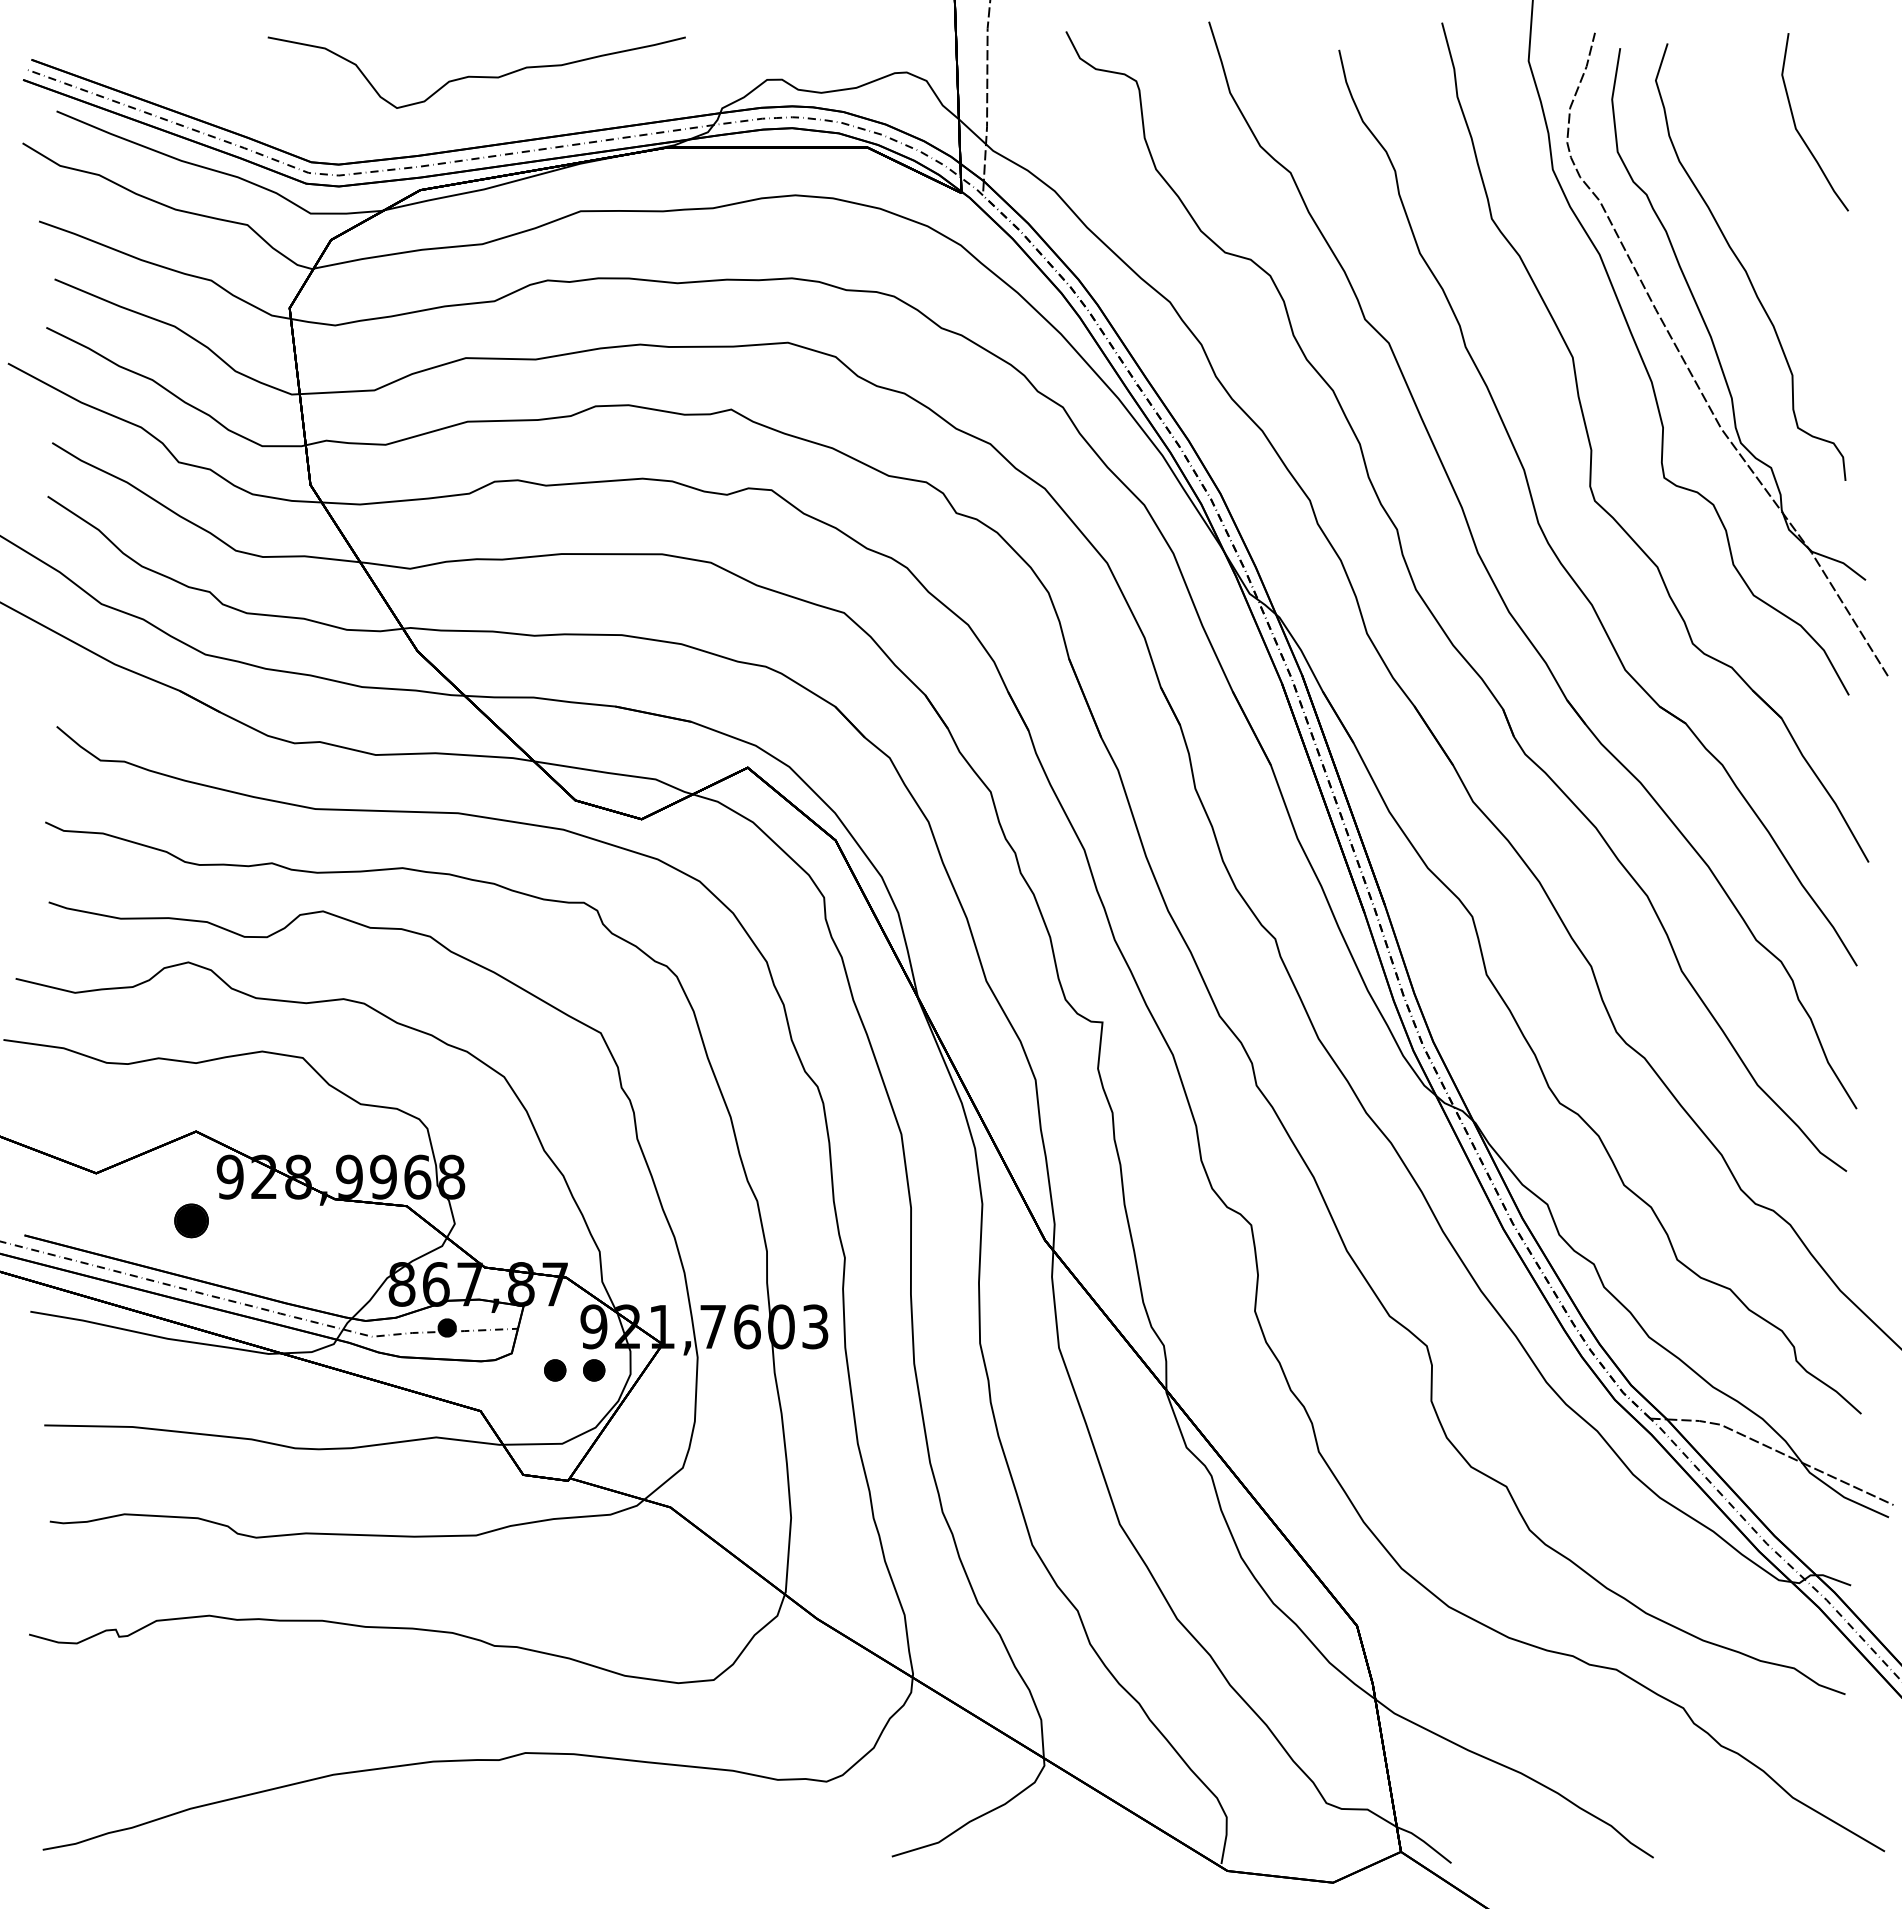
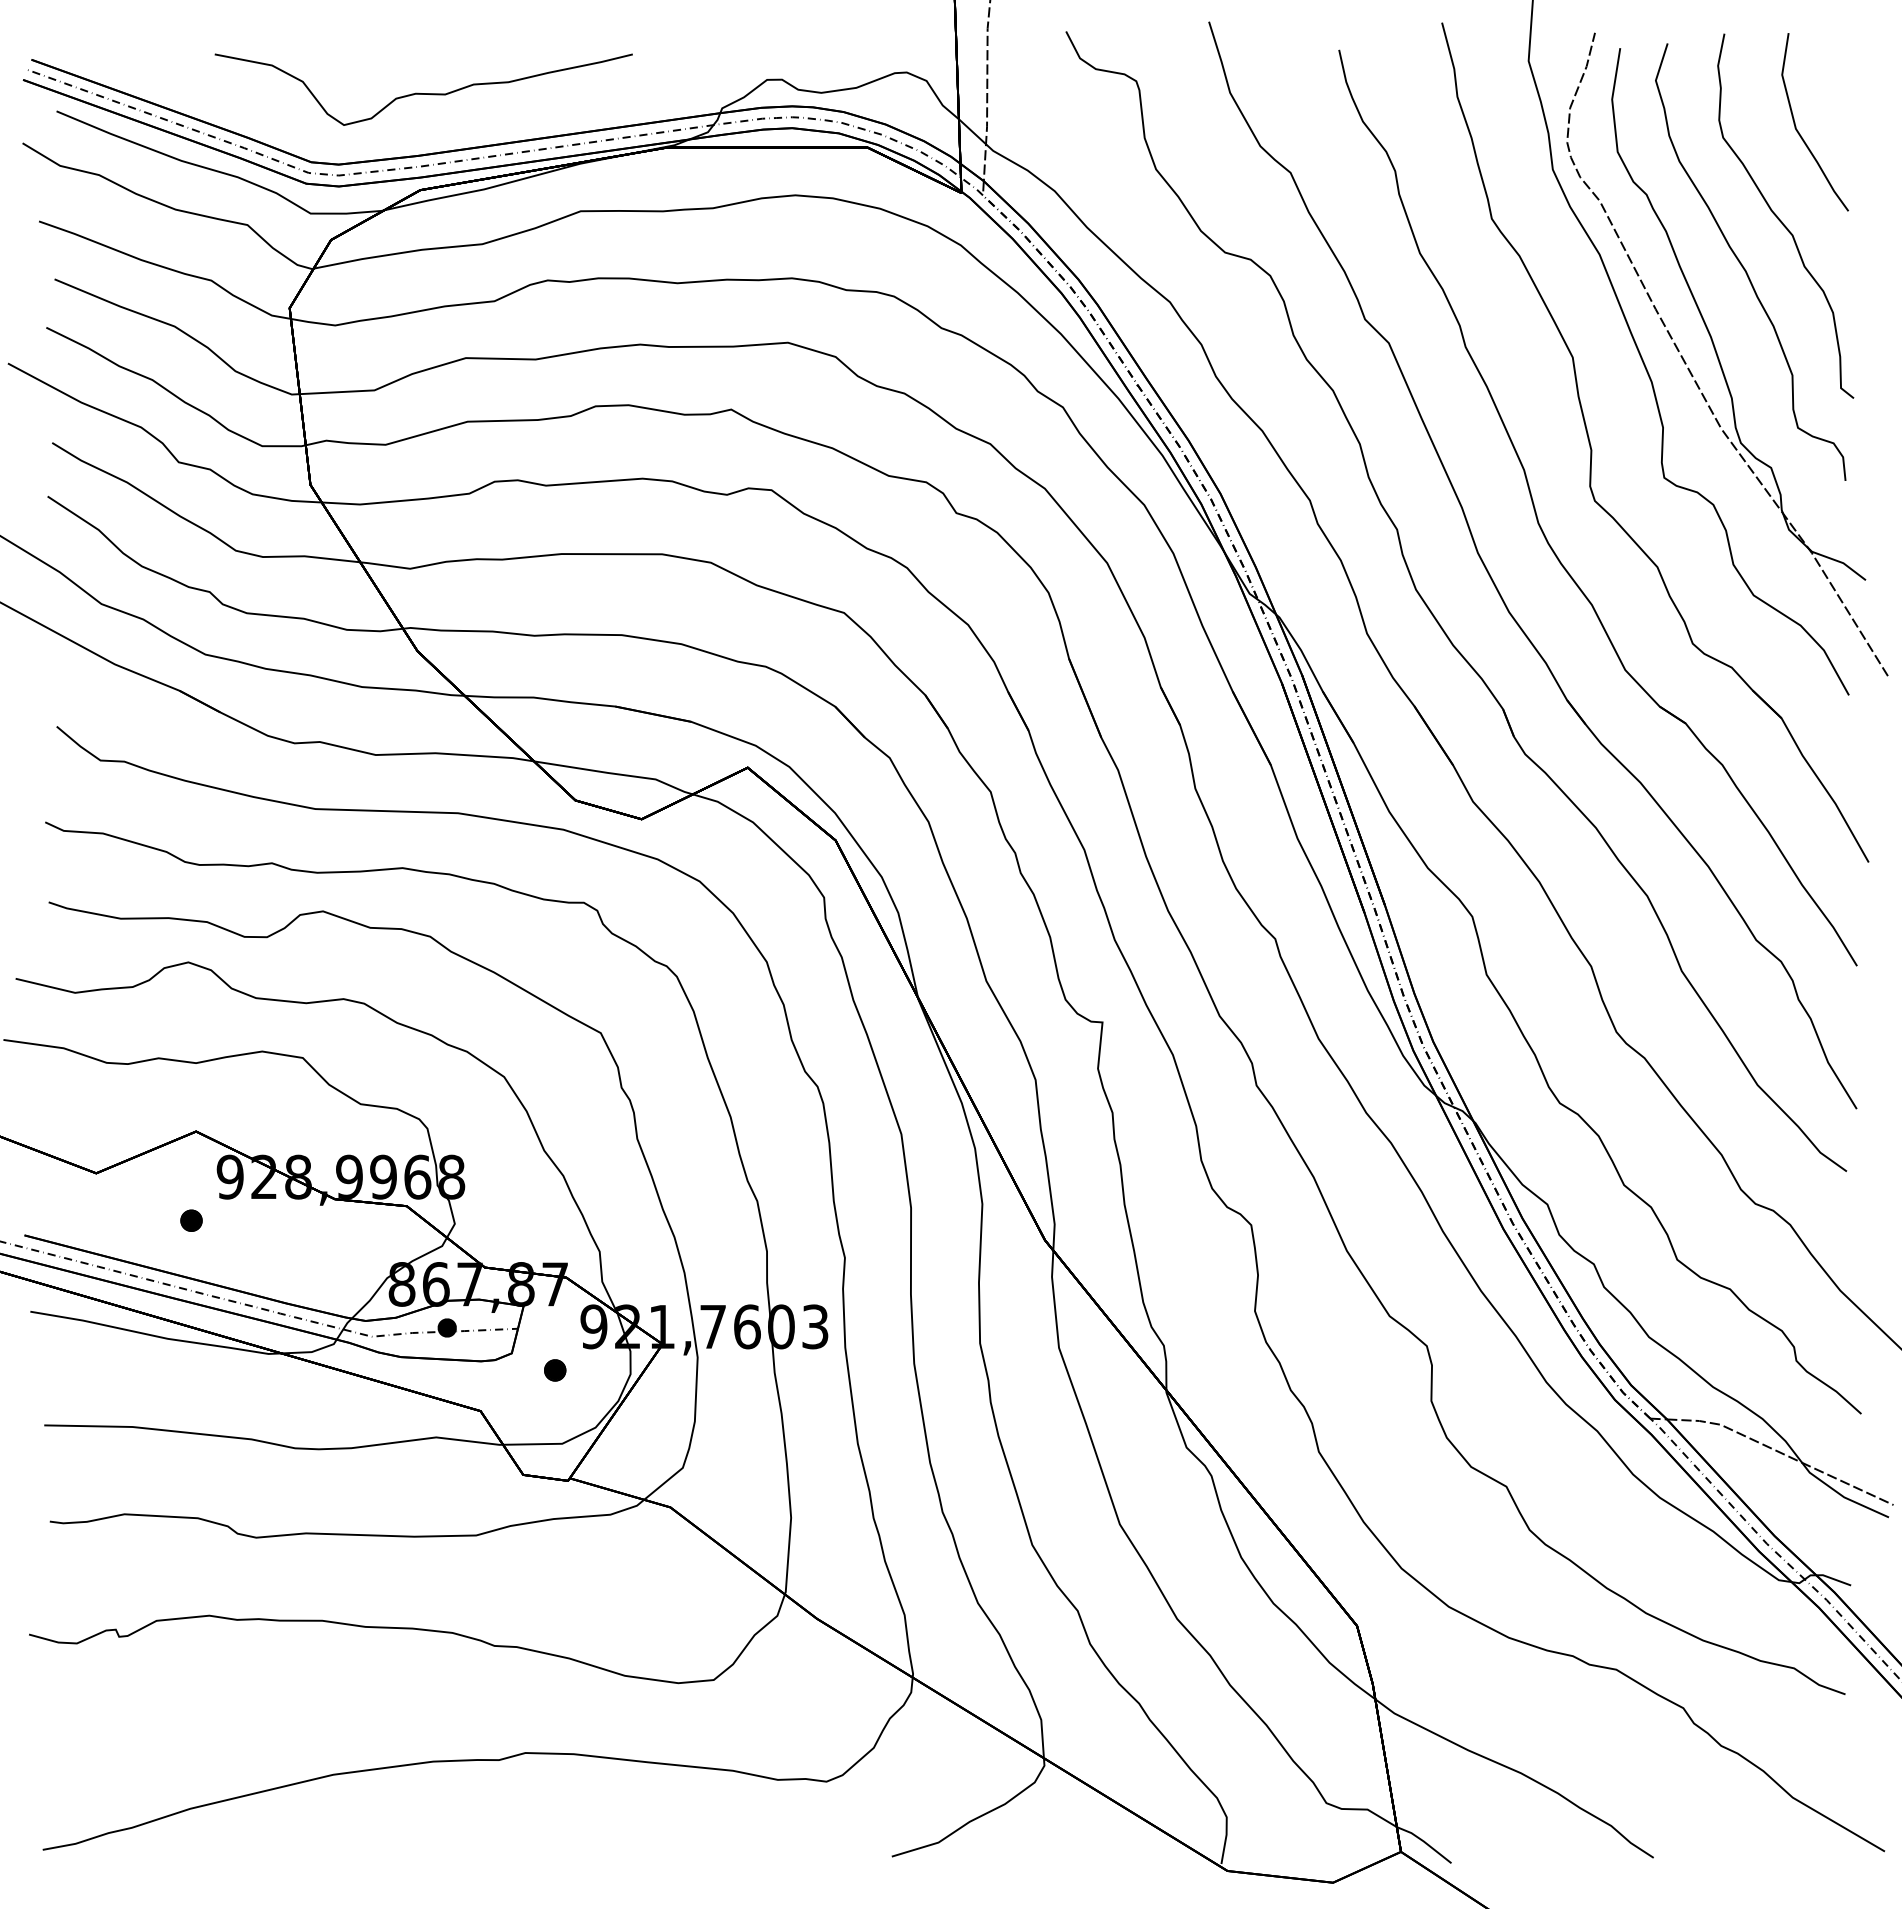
curve position: (476, 76) -> (423, 93) (423, 93)
curve: none -> present (1780, 219)
part size: 35x36 px -> 23x23 px (191, 1220)
part: present -> none (594, 1370)
